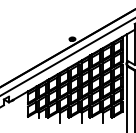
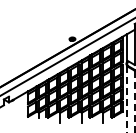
line: solid -> dashed (127, 99)
line: solid -> dashed (134, 101)
